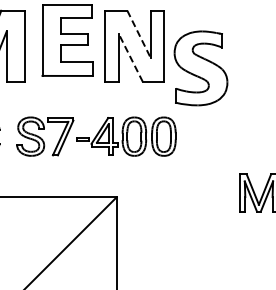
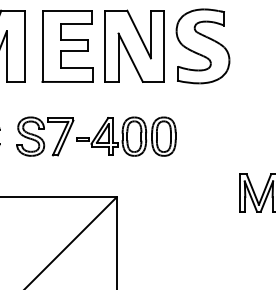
line: dashed -> solid (139, 34)
part position: (67, 40) -> (67, 46) (67, 46)
line: dashed -> solid (130, 57)
part position: (200, 68) -> (202, 46) (202, 46)
